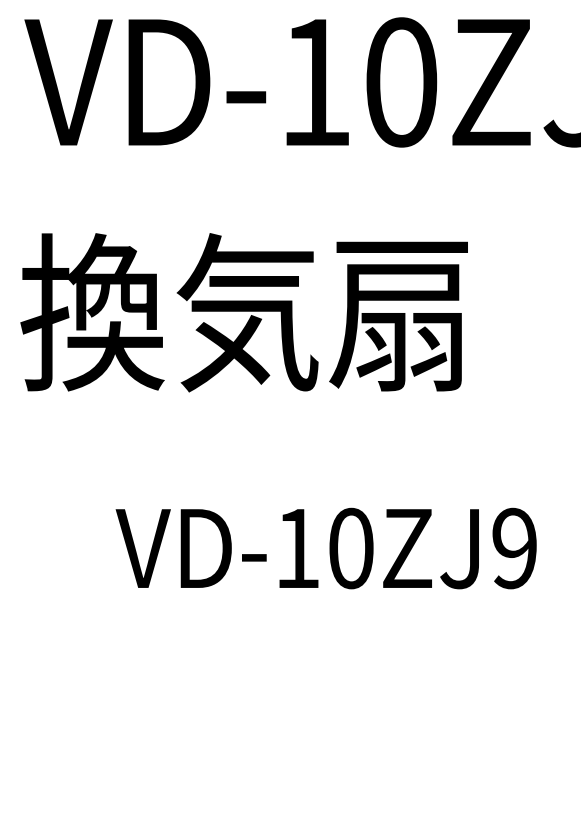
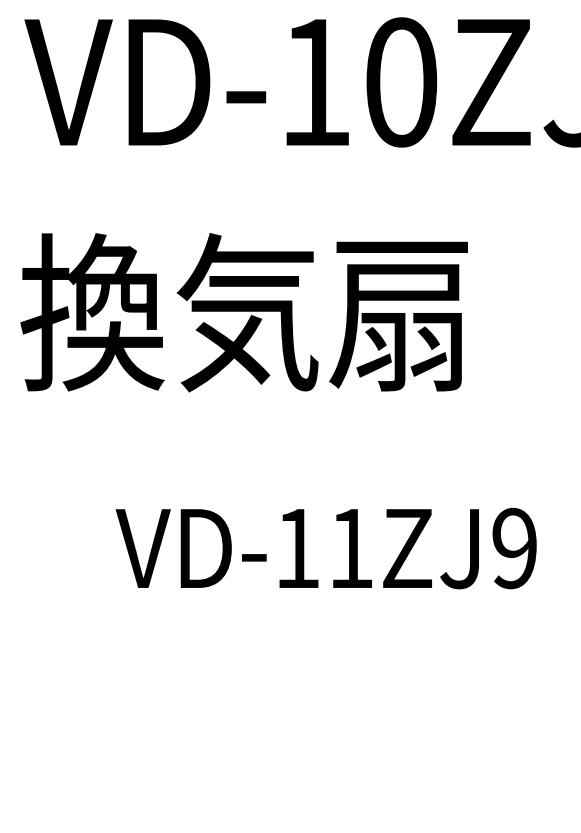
text: VD-10ZJ9 -> VD-11ZJ9 (351, 548)
